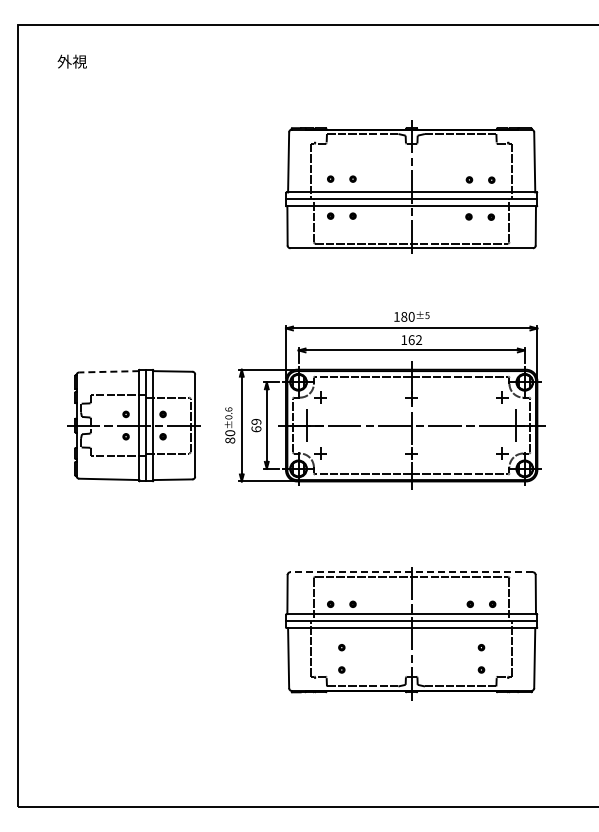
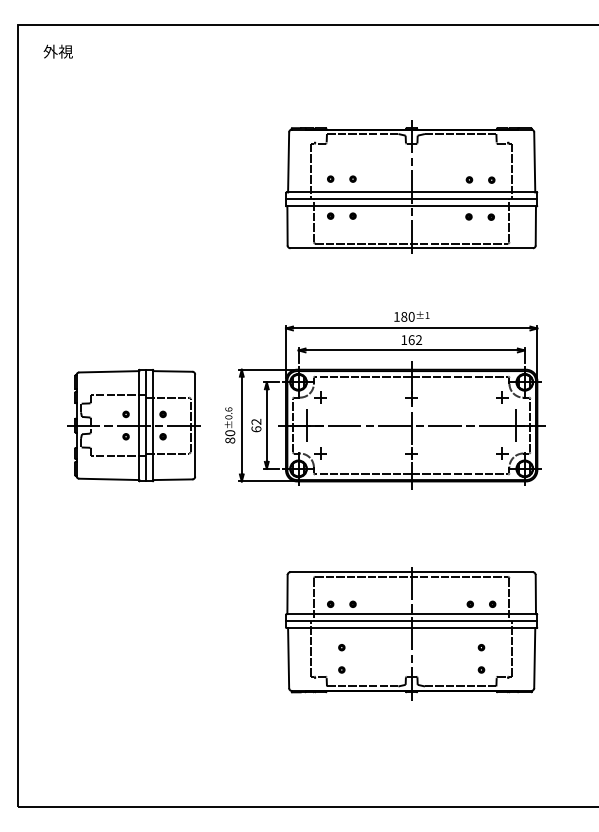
text position: (71, 61) -> (57, 51) (57, 51)
text: ±5 -> ±1 (427, 315)
line: dashed -> solid (108, 371)
text: 69 -> 62 (256, 421)
line: dashed -> solid (411, 572)
